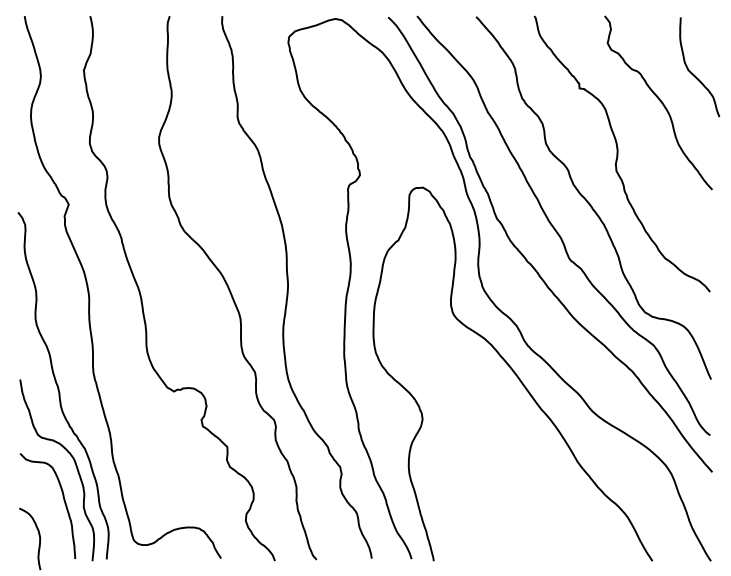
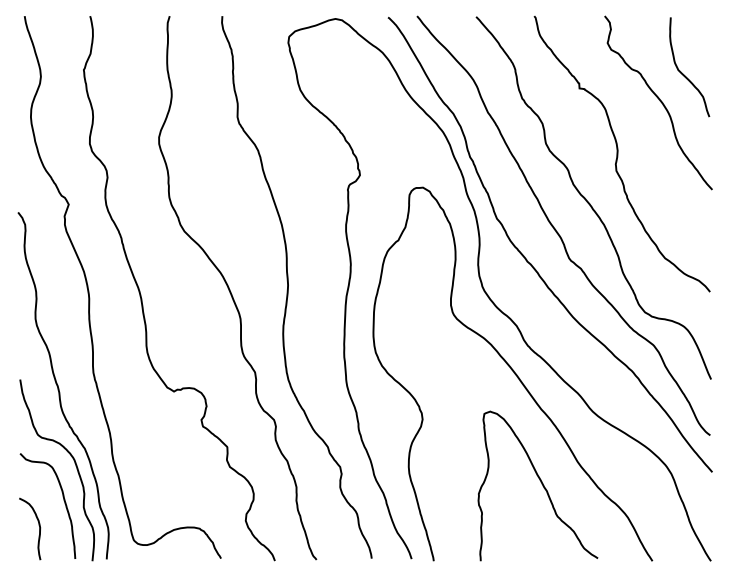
curve position: (693, 73) -> (683, 73) (683, 73)
curve: none -> present (541, 484)
curve position: (38, 535) -> (38, 525) (38, 525)
